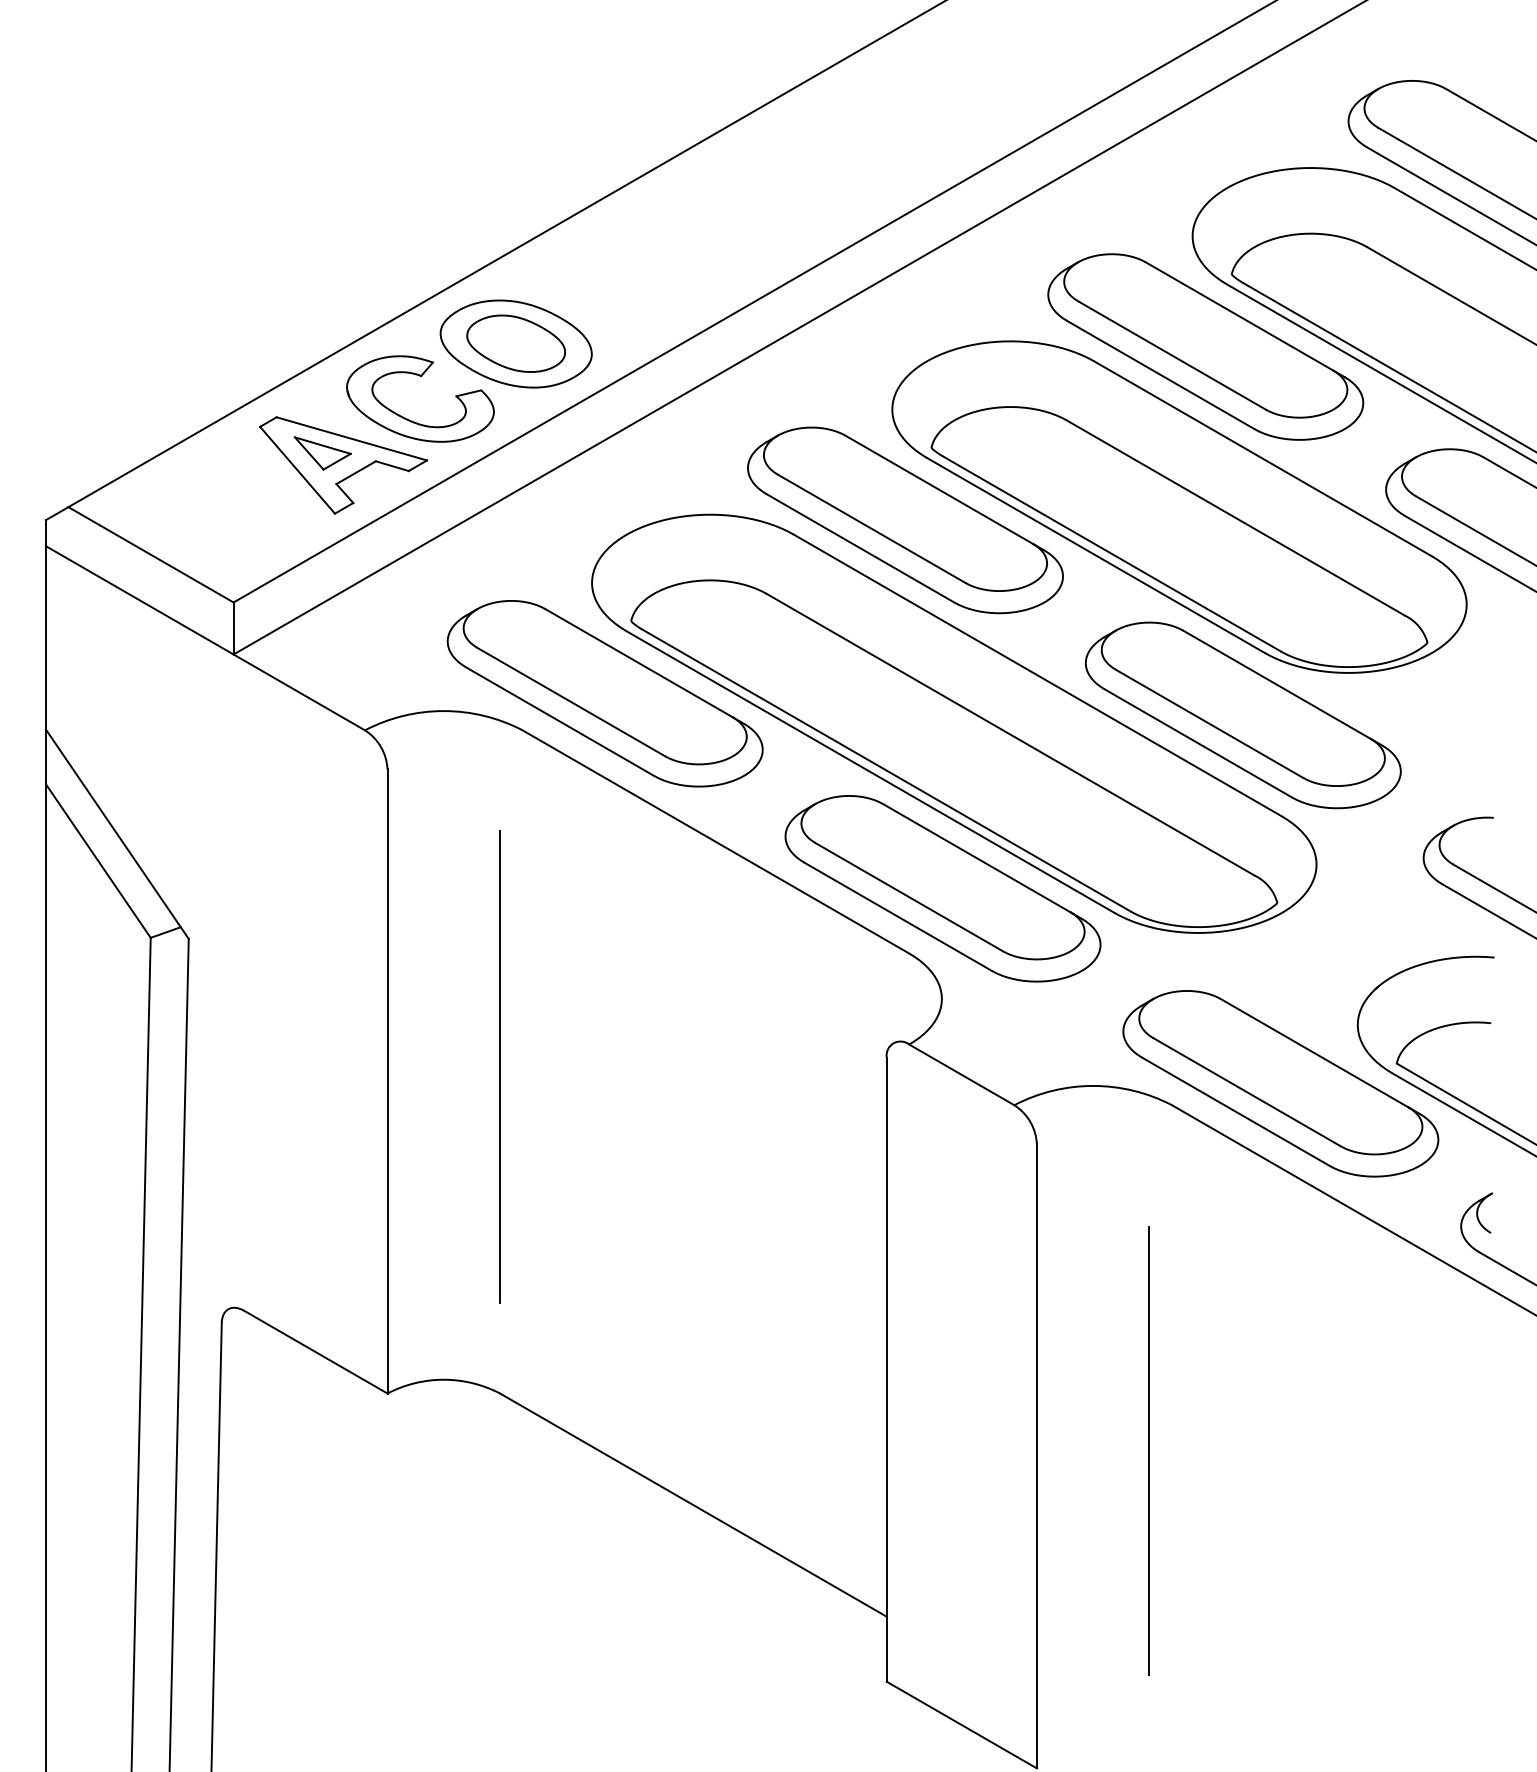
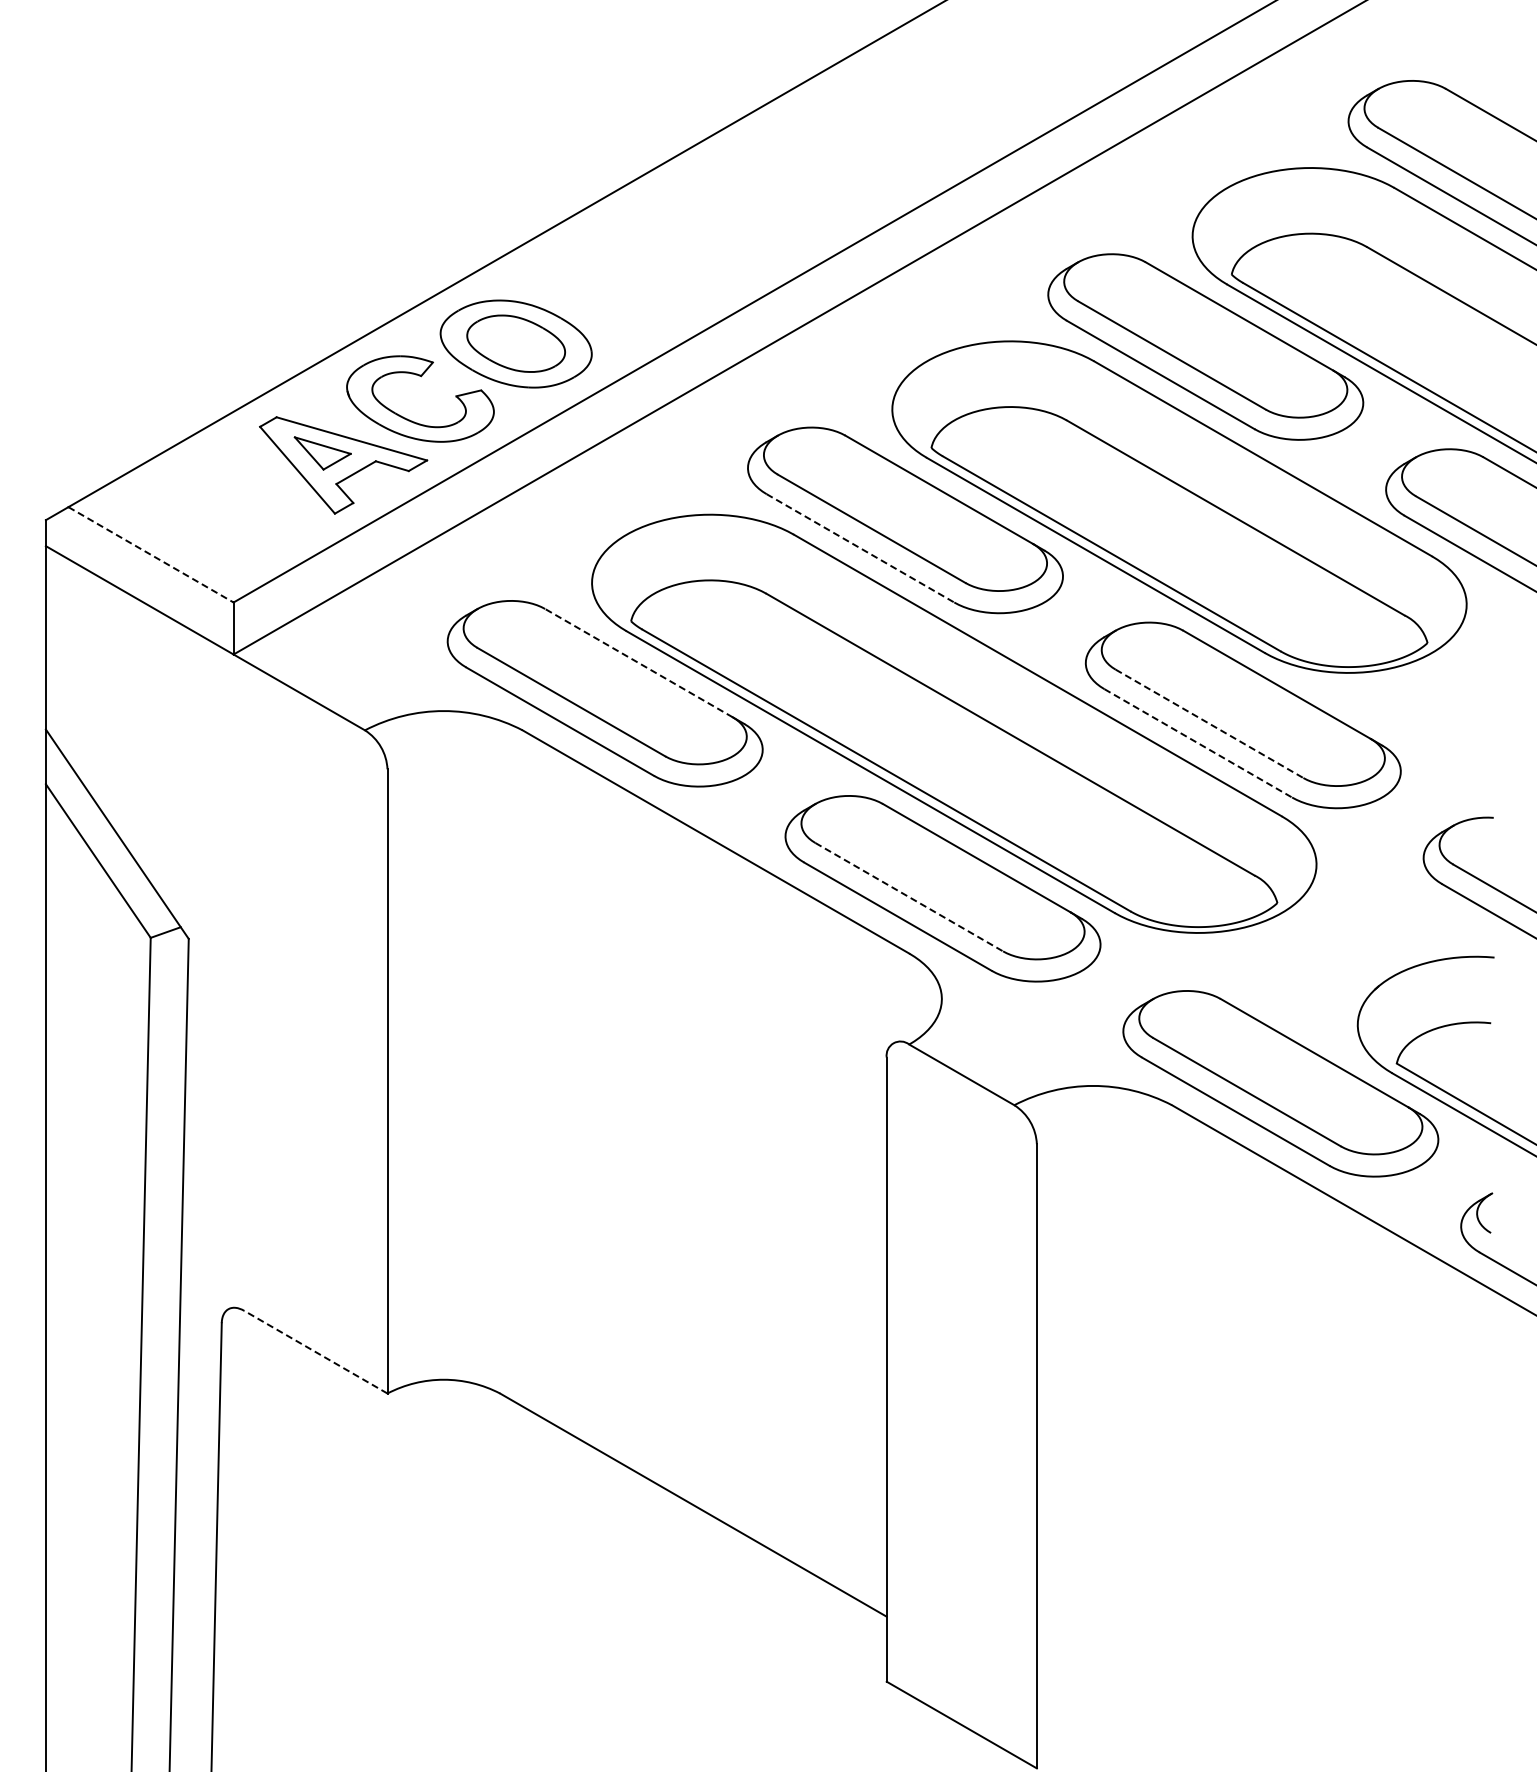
line: solid -> dashed (860, 548)
line: solid -> dashed (151, 555)
line: solid -> dashed (638, 662)
line: solid -> dashed (1209, 724)
line: solid -> dashed (1198, 743)
line: solid -> dashed (909, 897)
line: present -> none (500, 1067)
line: solid -> dashed (315, 1352)
line: present -> none (1149, 1450)
